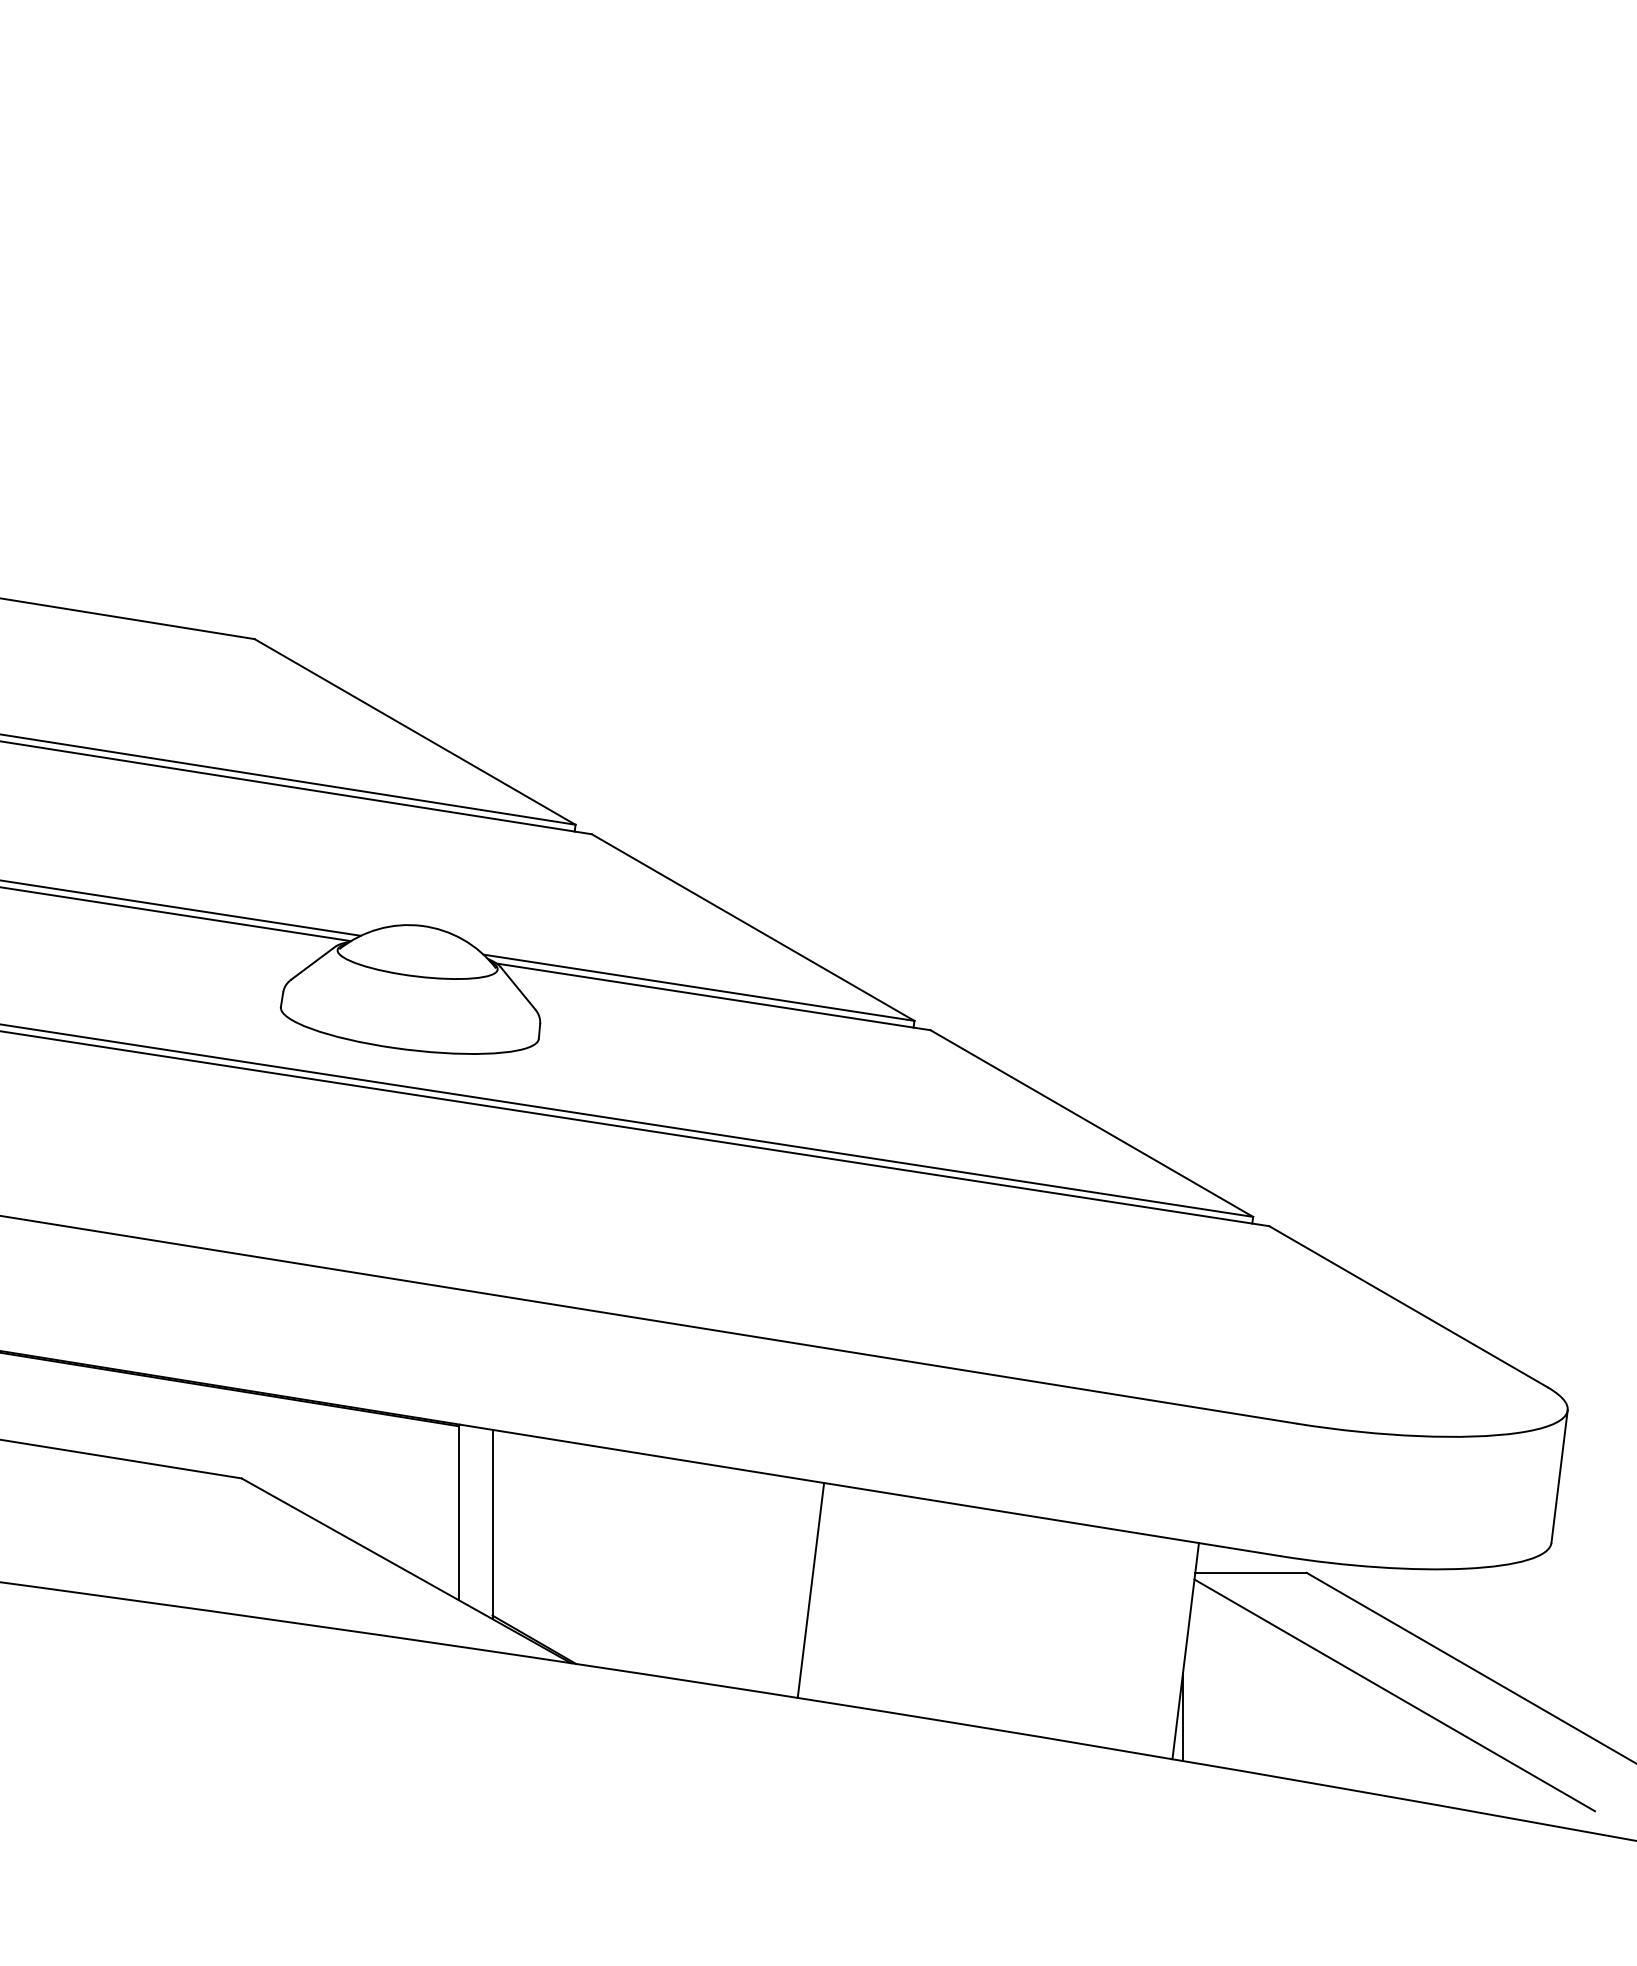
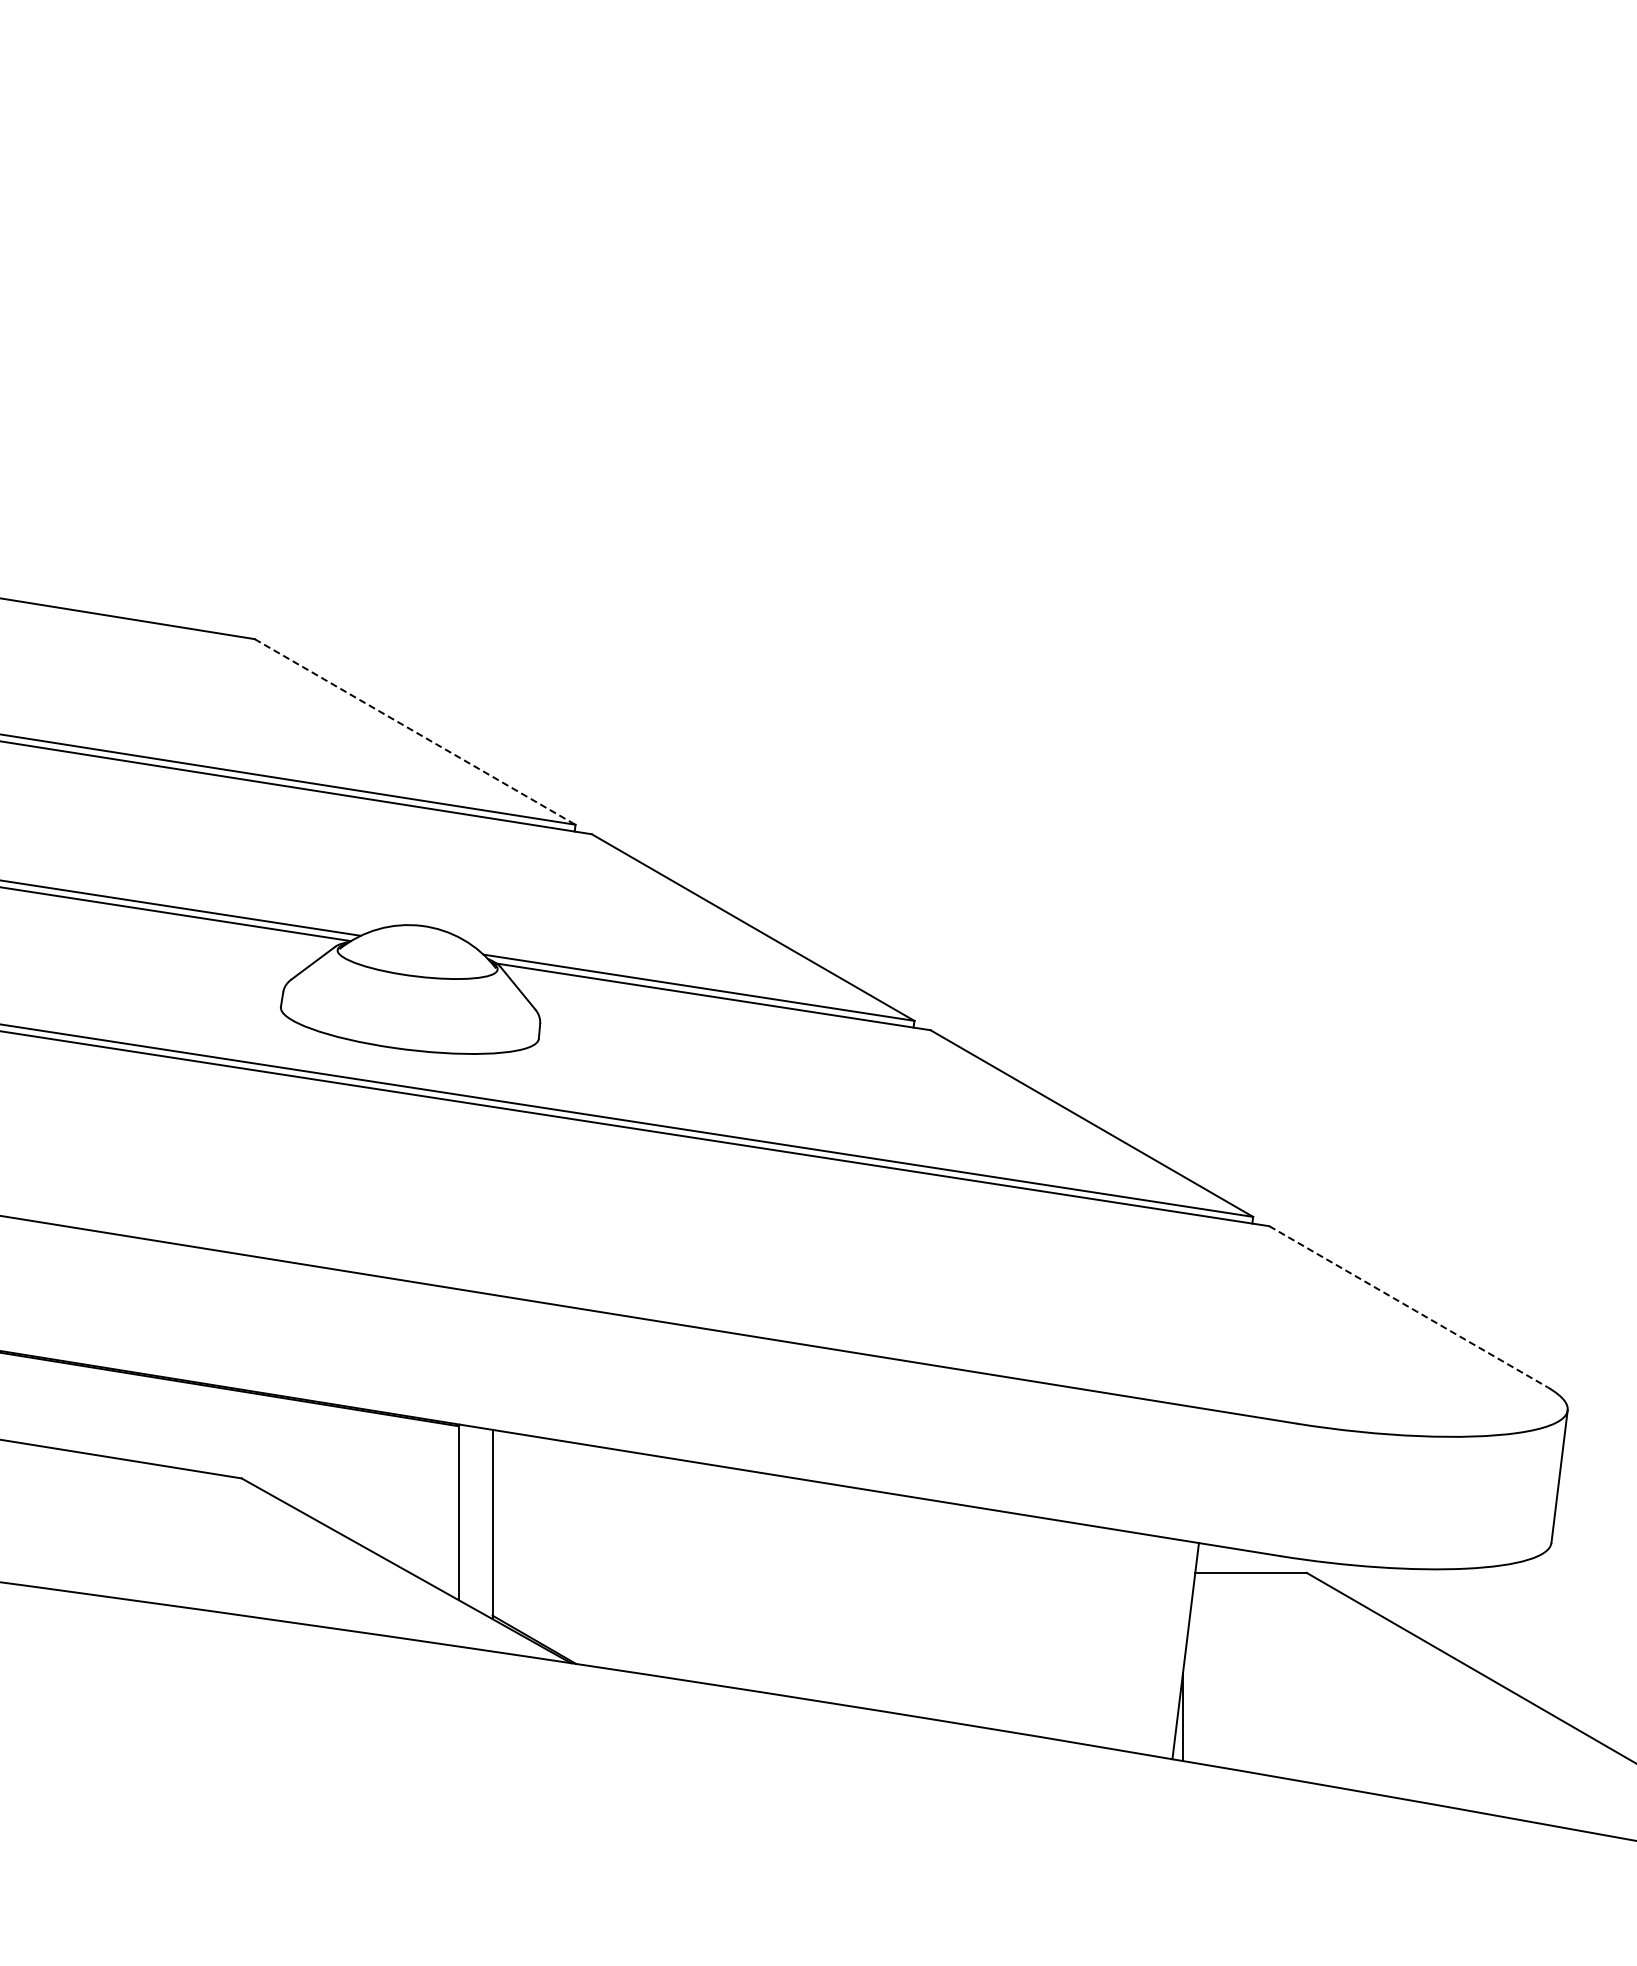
line: solid -> dashed (415, 732)
line: solid -> dashed (1408, 1306)
line: present -> none (810, 1590)
line: present -> none (1394, 1695)
